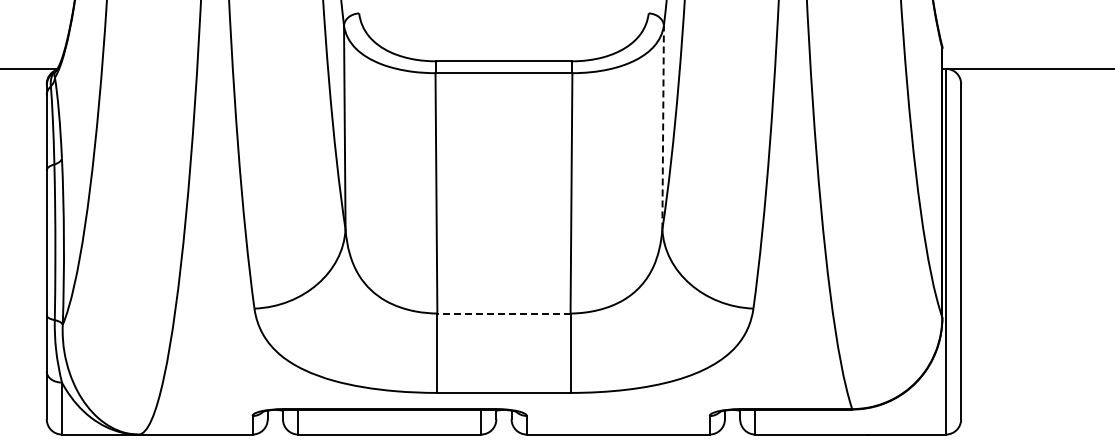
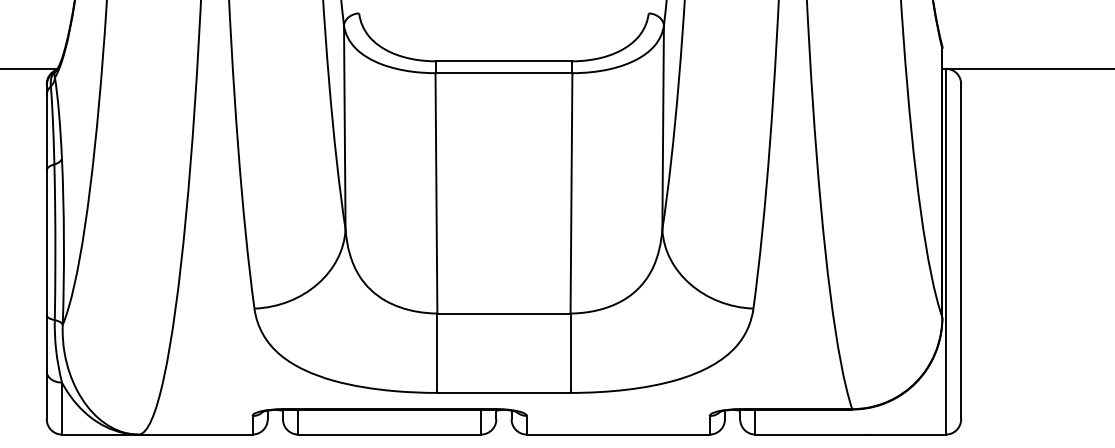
line: dashed -> solid (663, 127)
line: dashed -> solid (503, 313)
